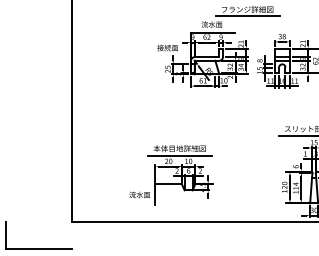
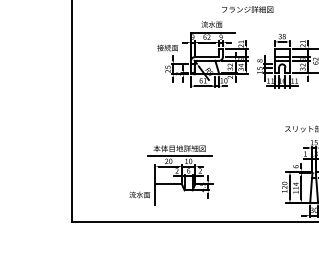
line: present -> none (247, 16)
line: present -> none (297, 135)
part: present -> none (38, 248)
